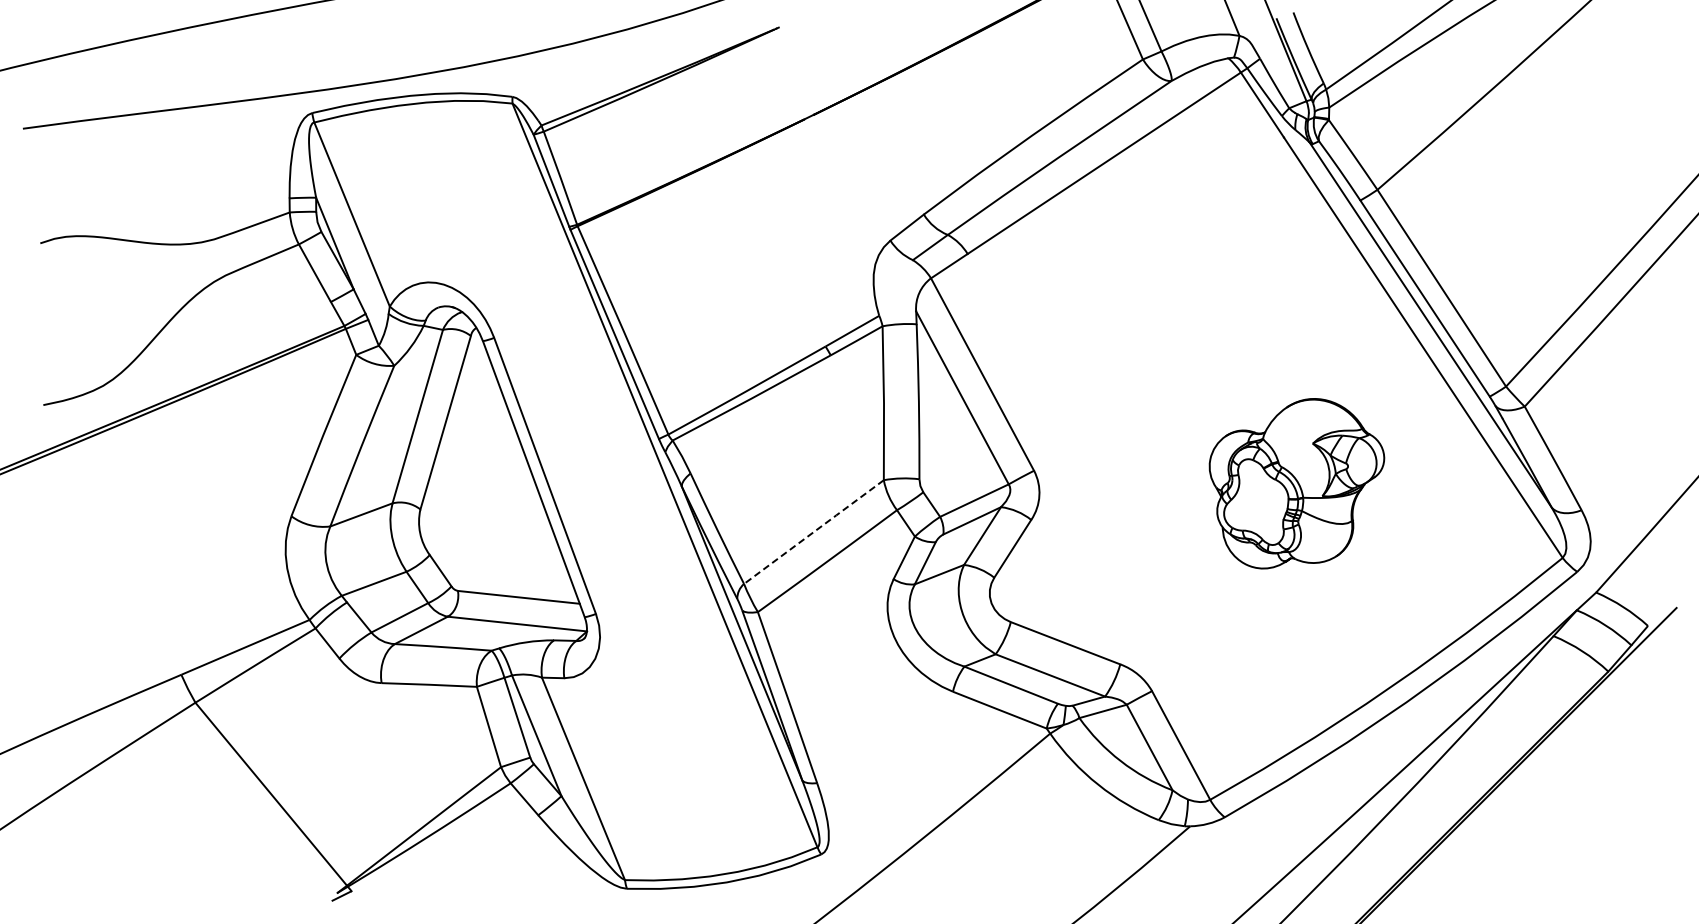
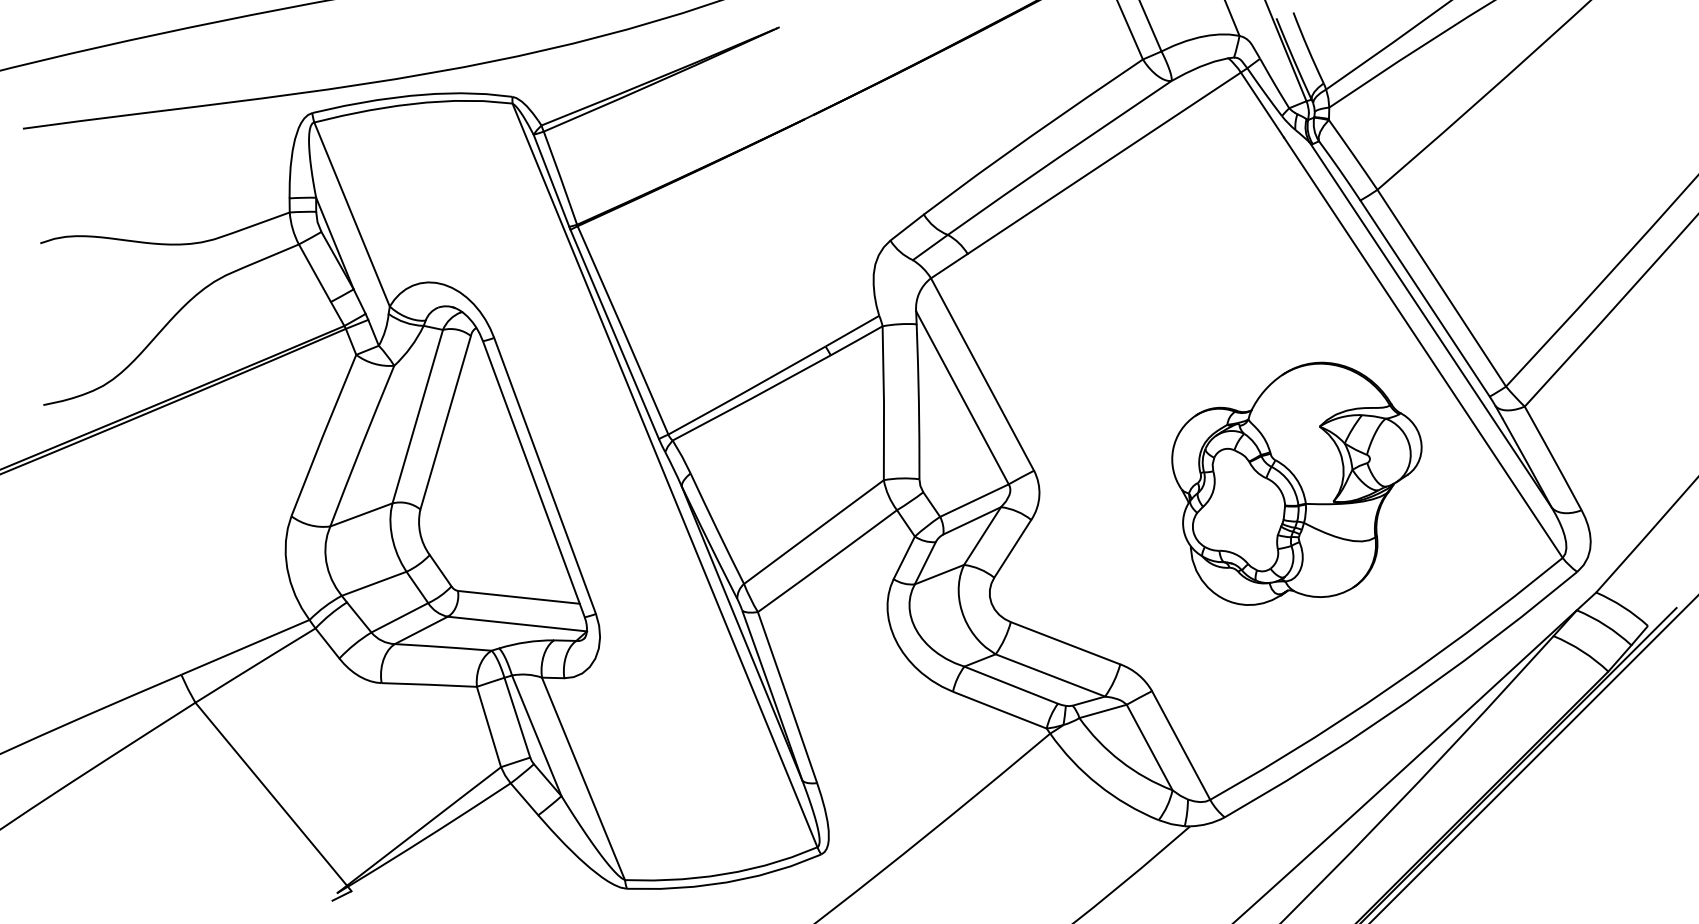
part size: 178x172 px -> 252x245 px (1296, 483)
line: dashed -> solid (814, 531)
line: none -> present (1533, 758)
